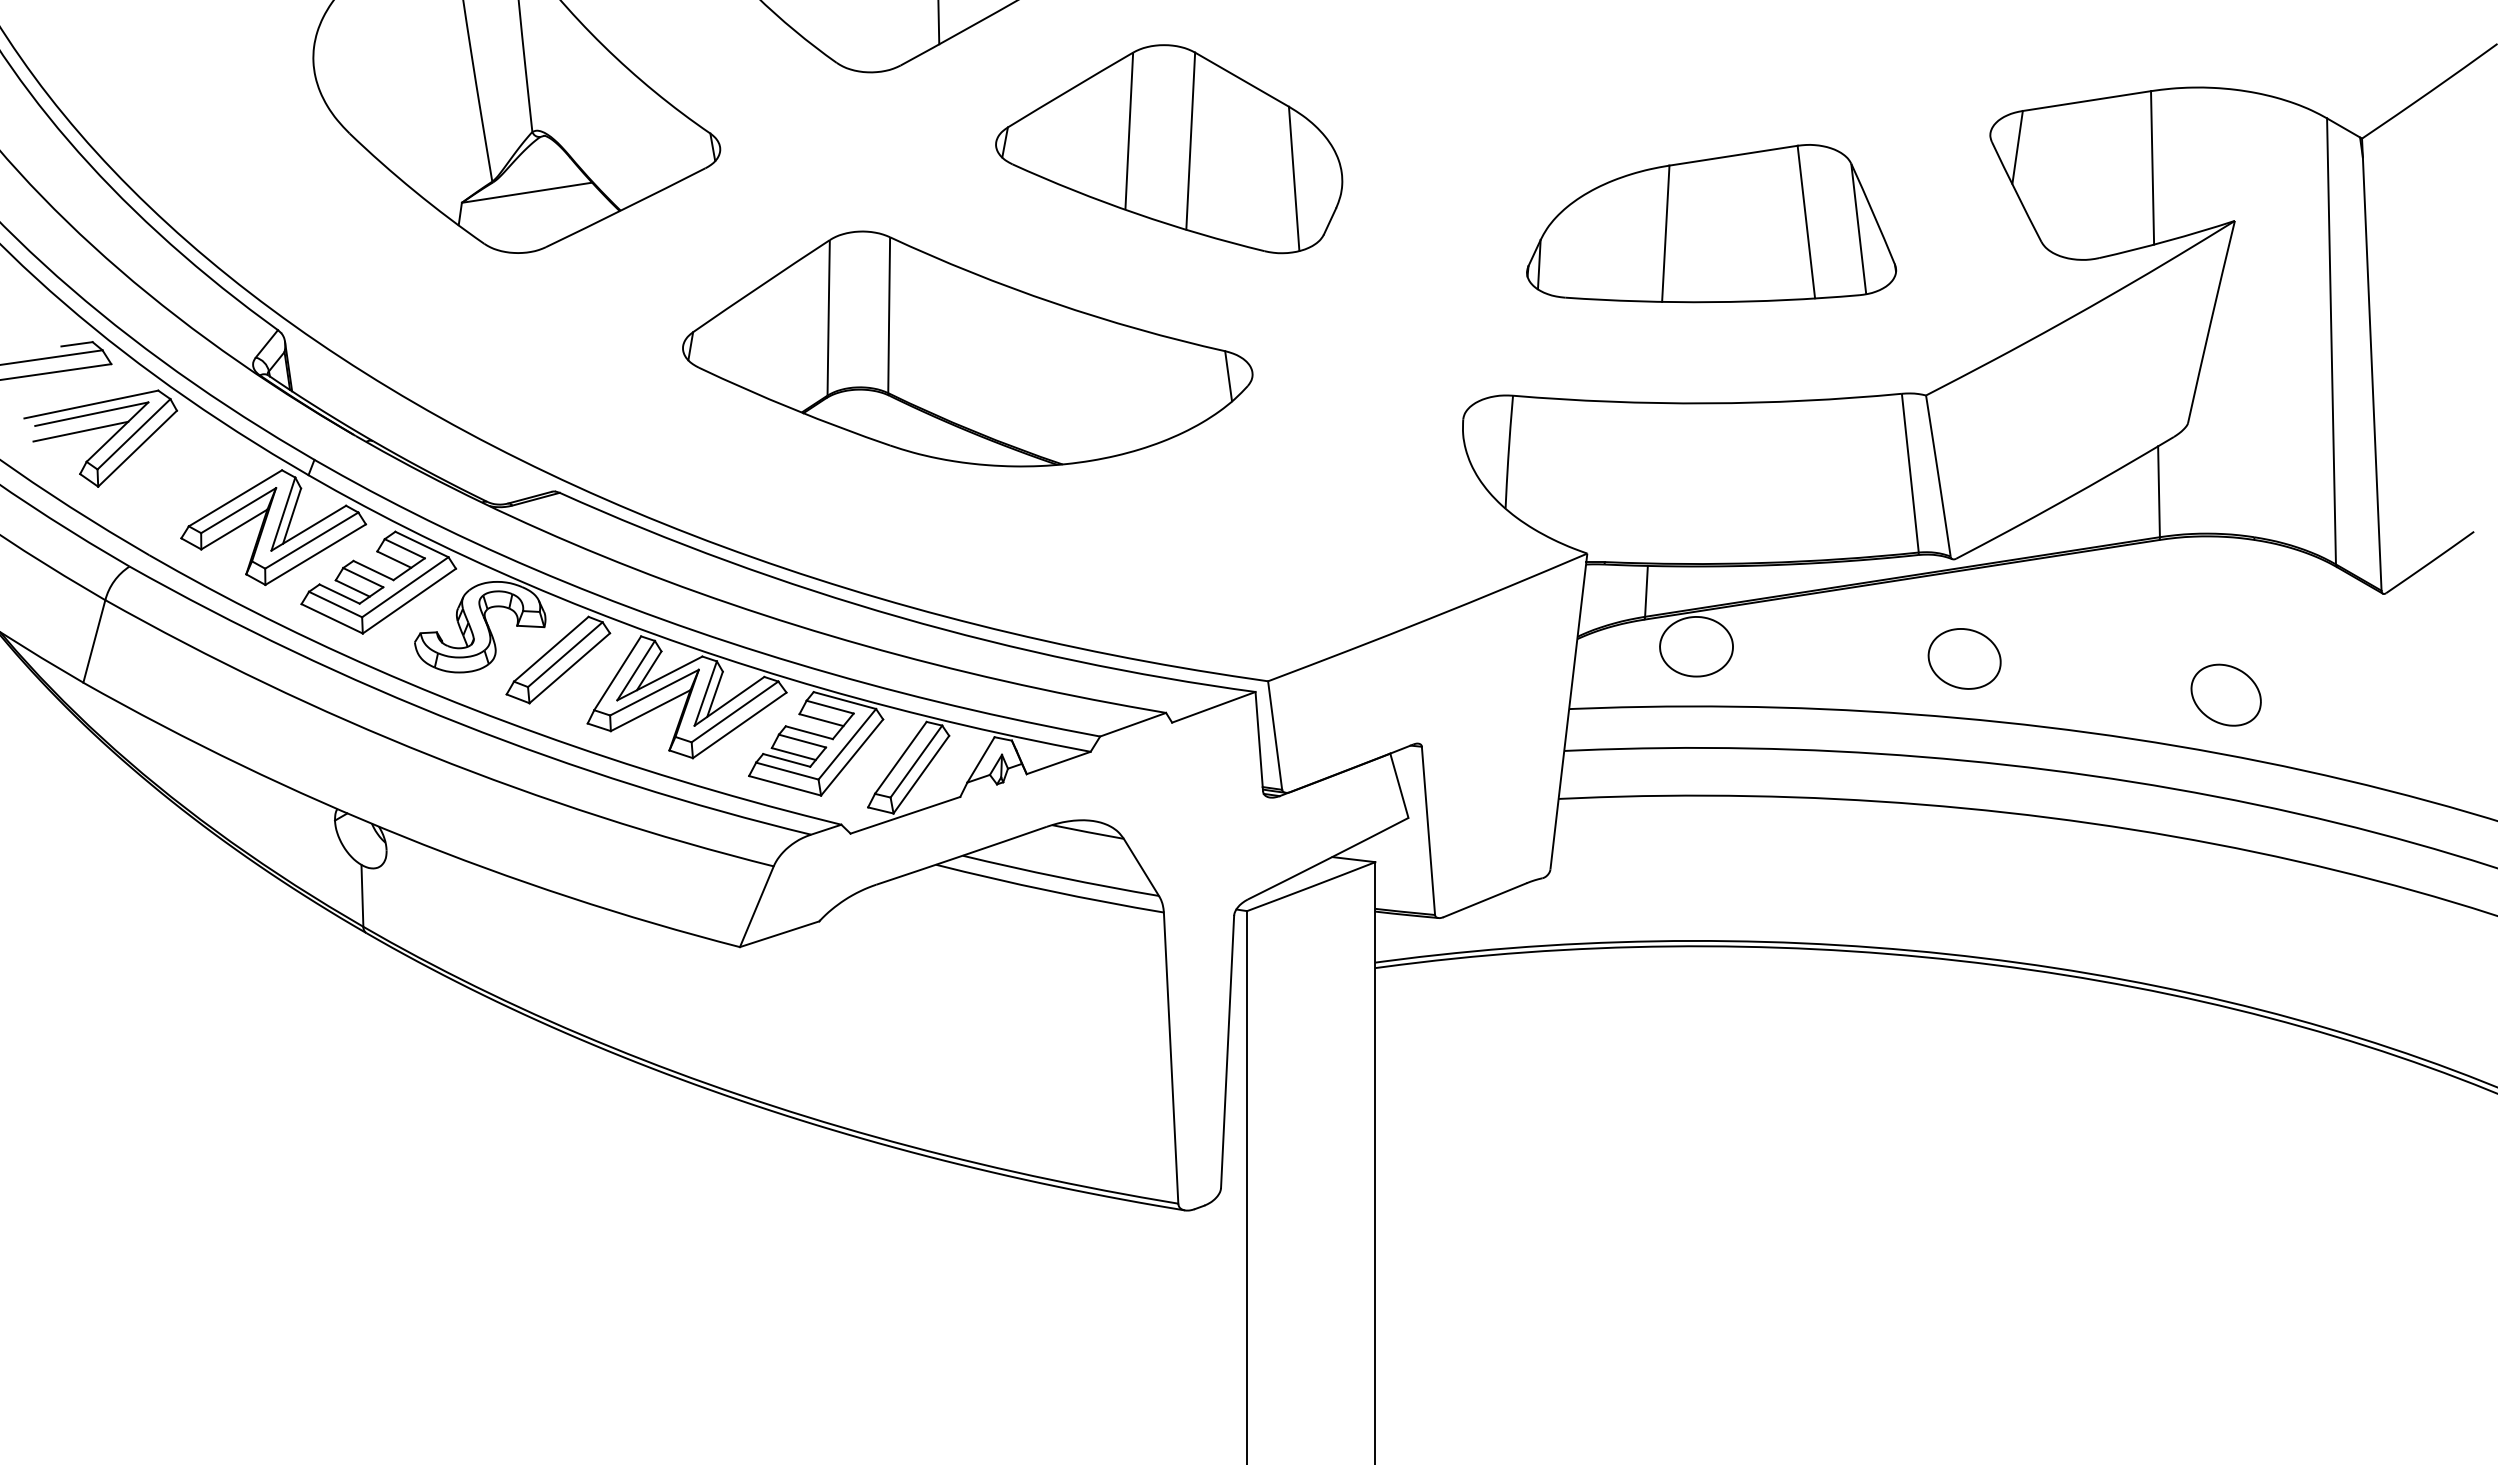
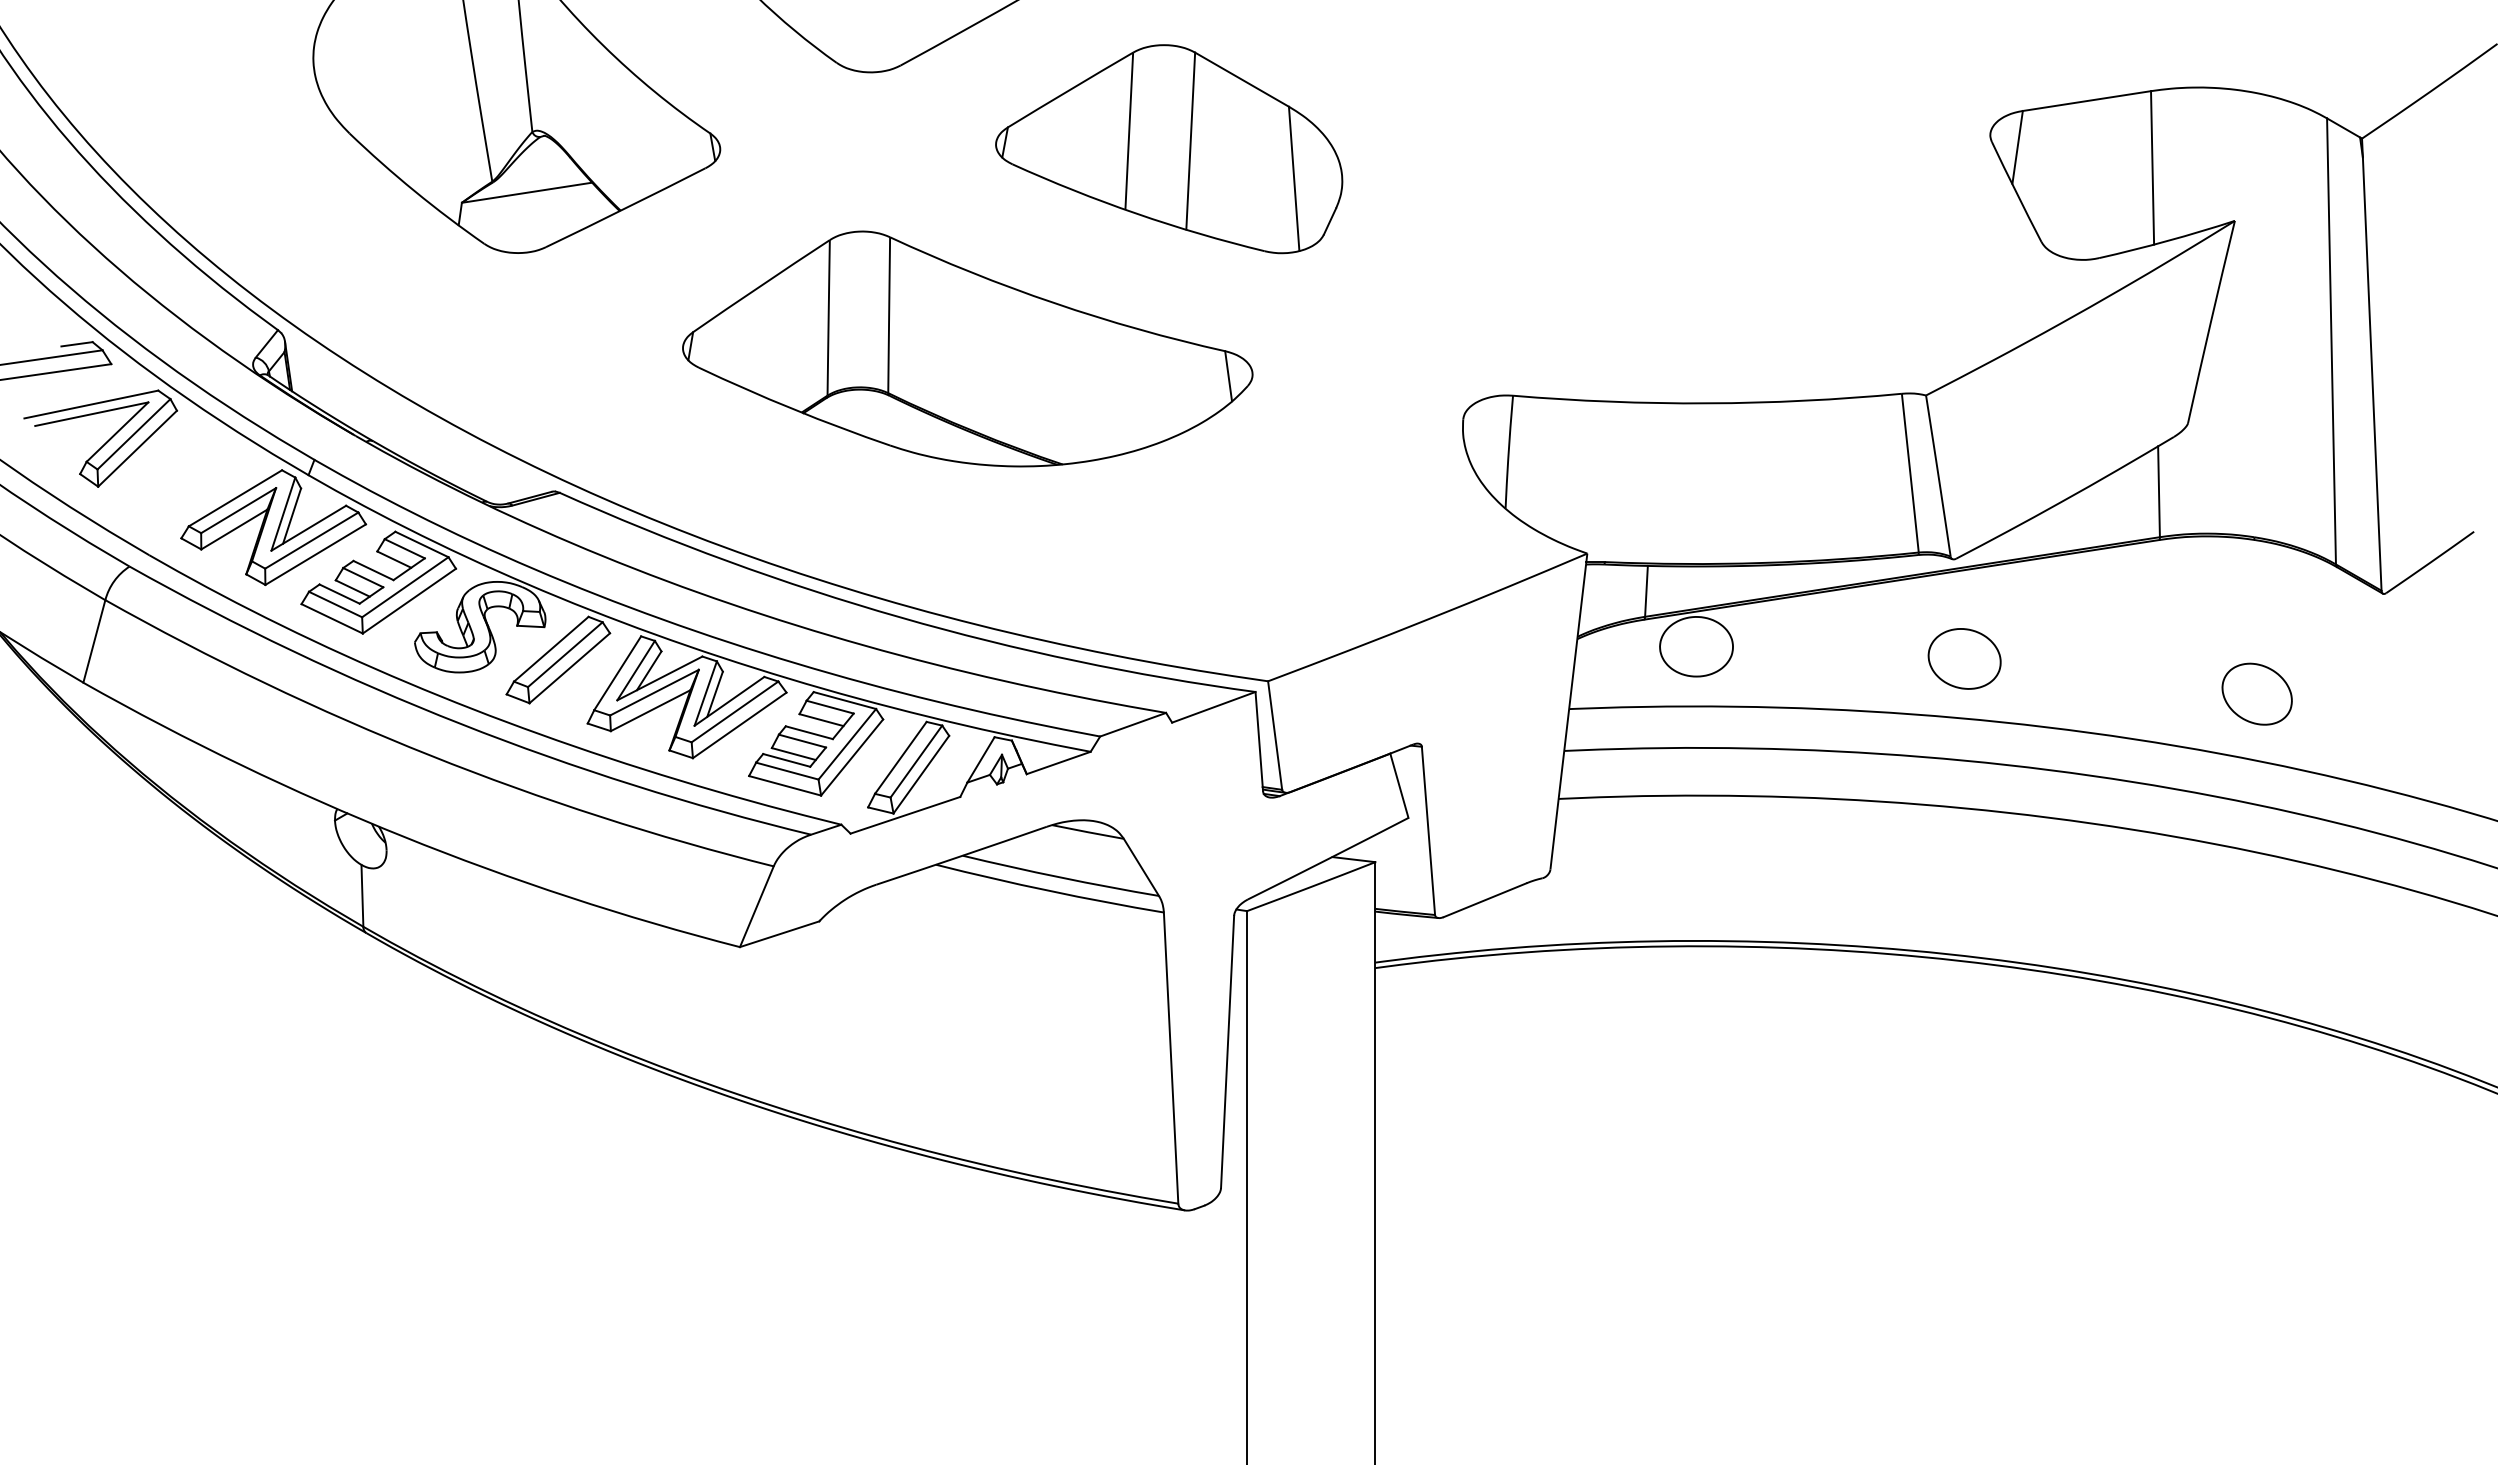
line: present -> none (938, 23)
part: present -> none (1711, 223)
line: present -> none (80, 431)
part position: (2225, 694) -> (2256, 693) (2256, 693)
